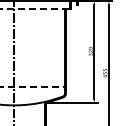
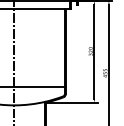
line: dashed -> solid (33, 8)
line: dashed -> solid (33, 86)
